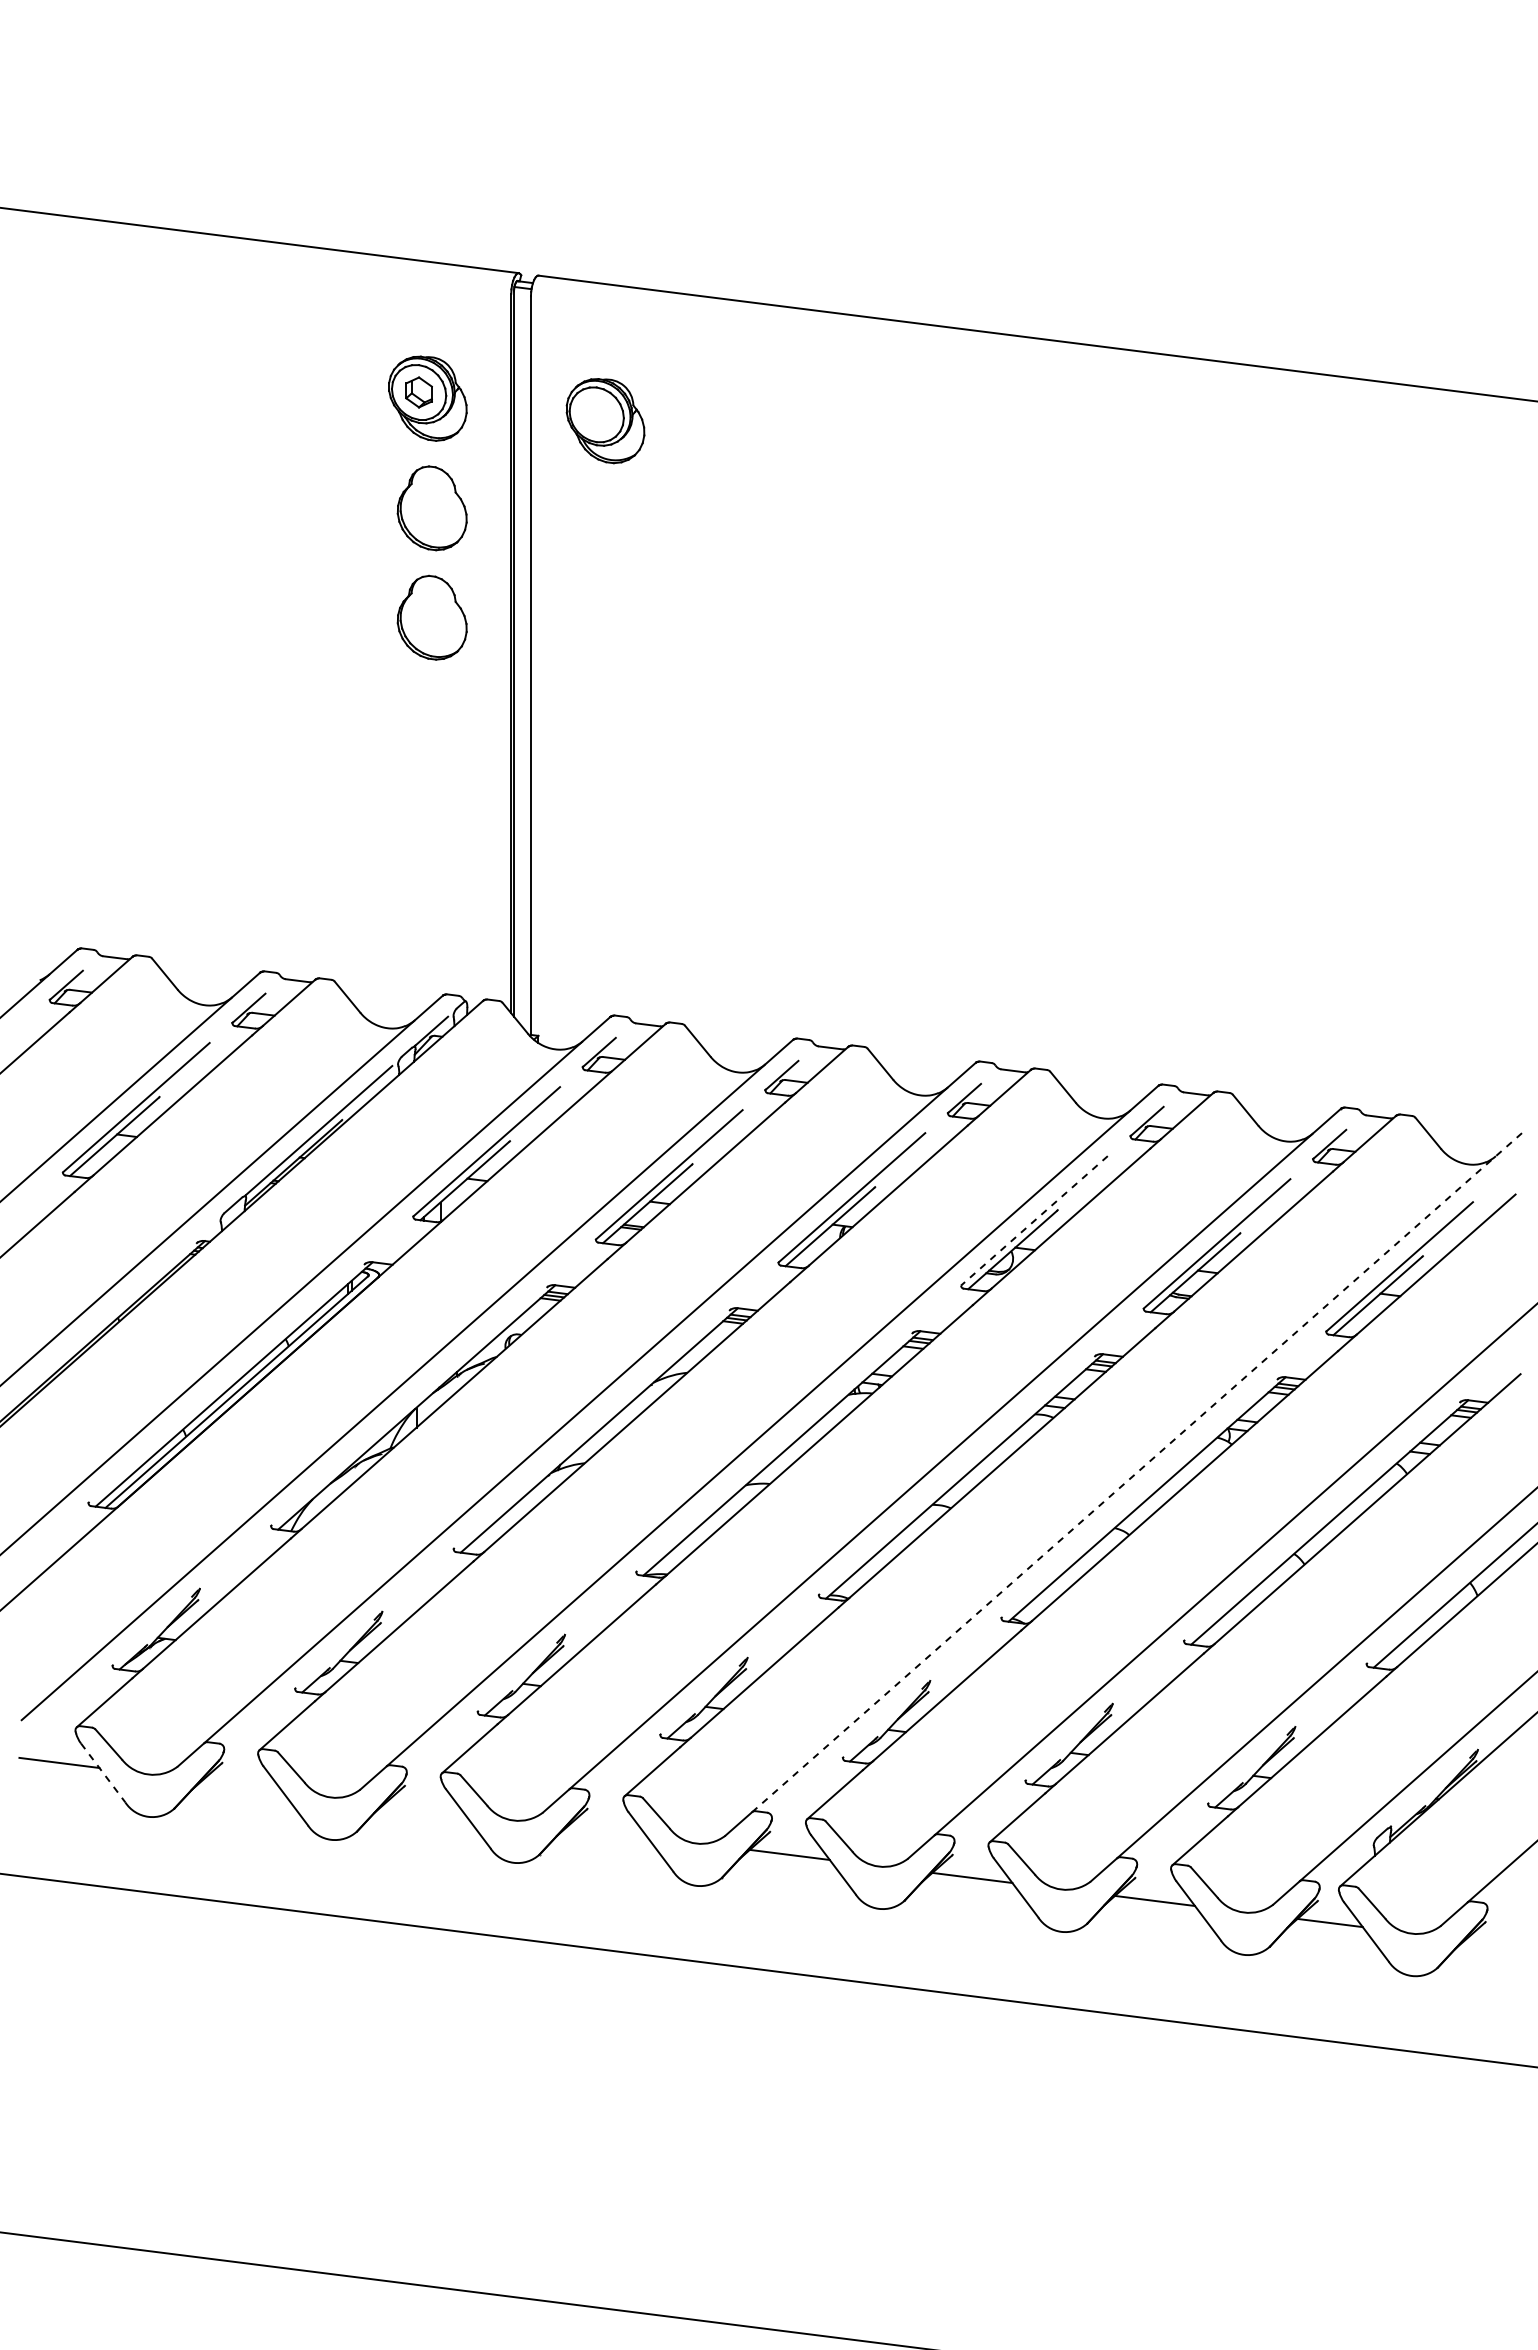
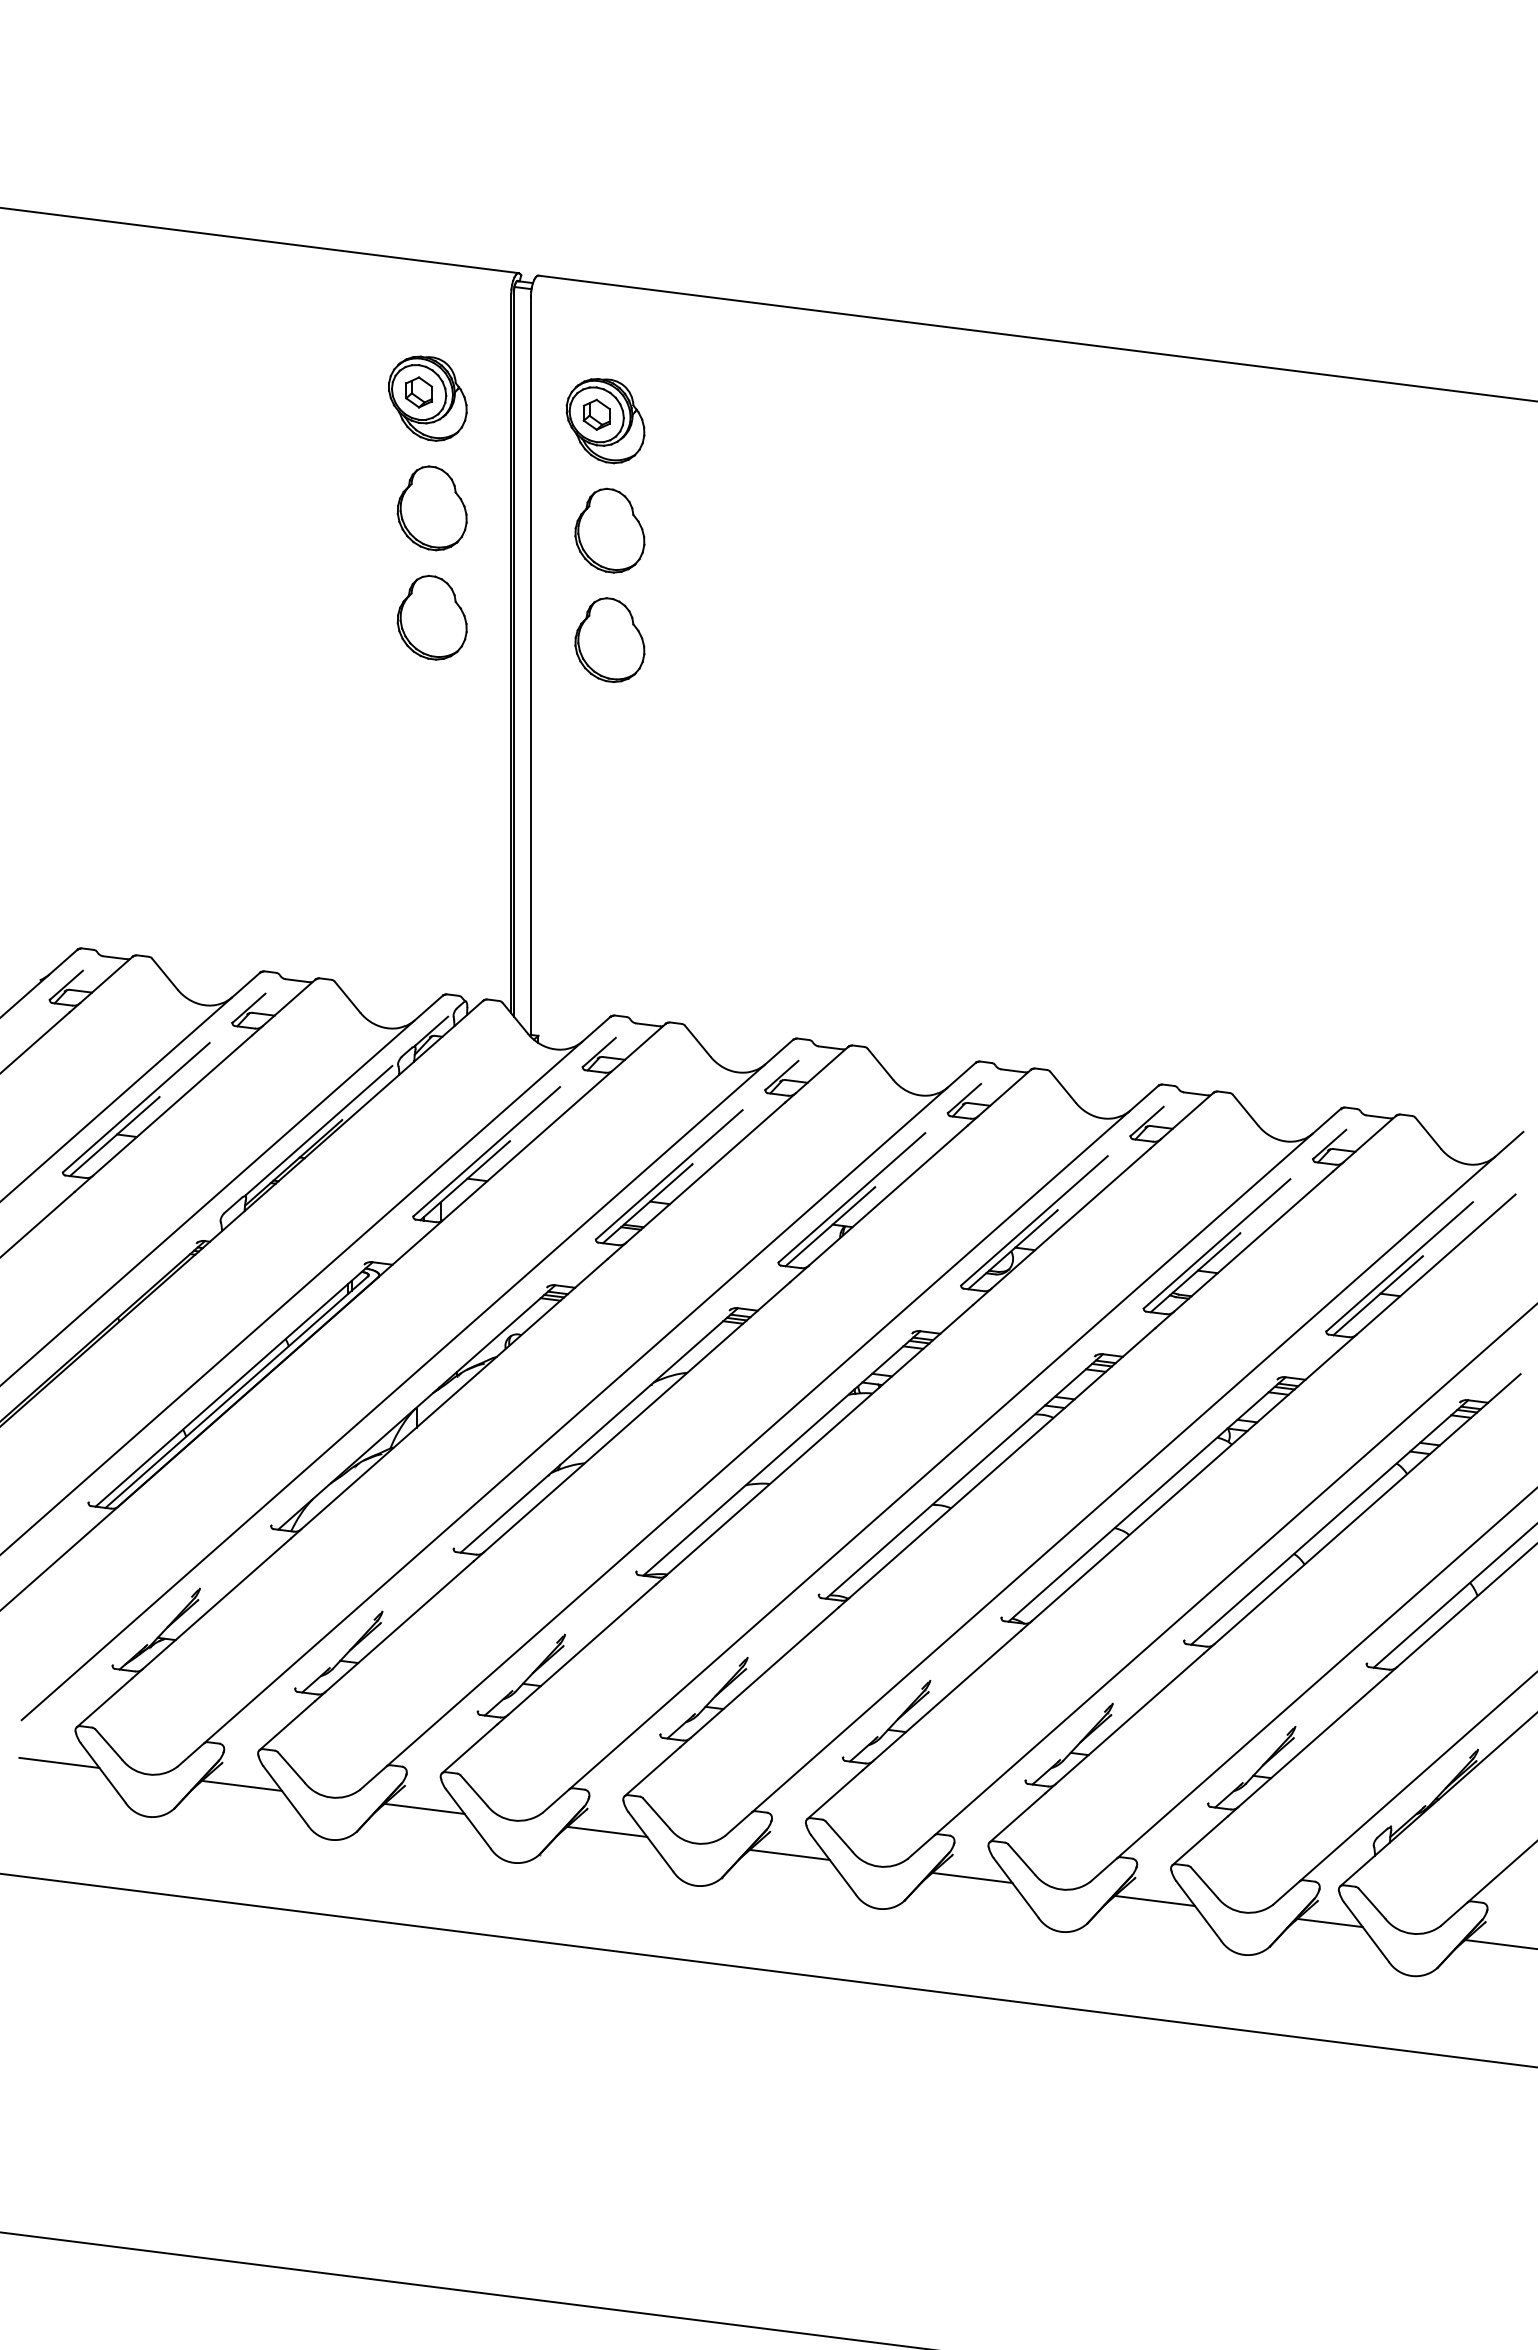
part: none -> present (596, 414)
part: none -> present (609, 530)
part: none -> present (609, 639)
line: dashed -> solid (1034, 1220)
line: dashed -> solid (1138, 1471)
line: dashed -> solid (103, 1772)
line: none -> present (242, 1785)
line: none -> present (424, 1808)
line: none -> present (607, 1831)
line: none -> present (1499, 1944)
